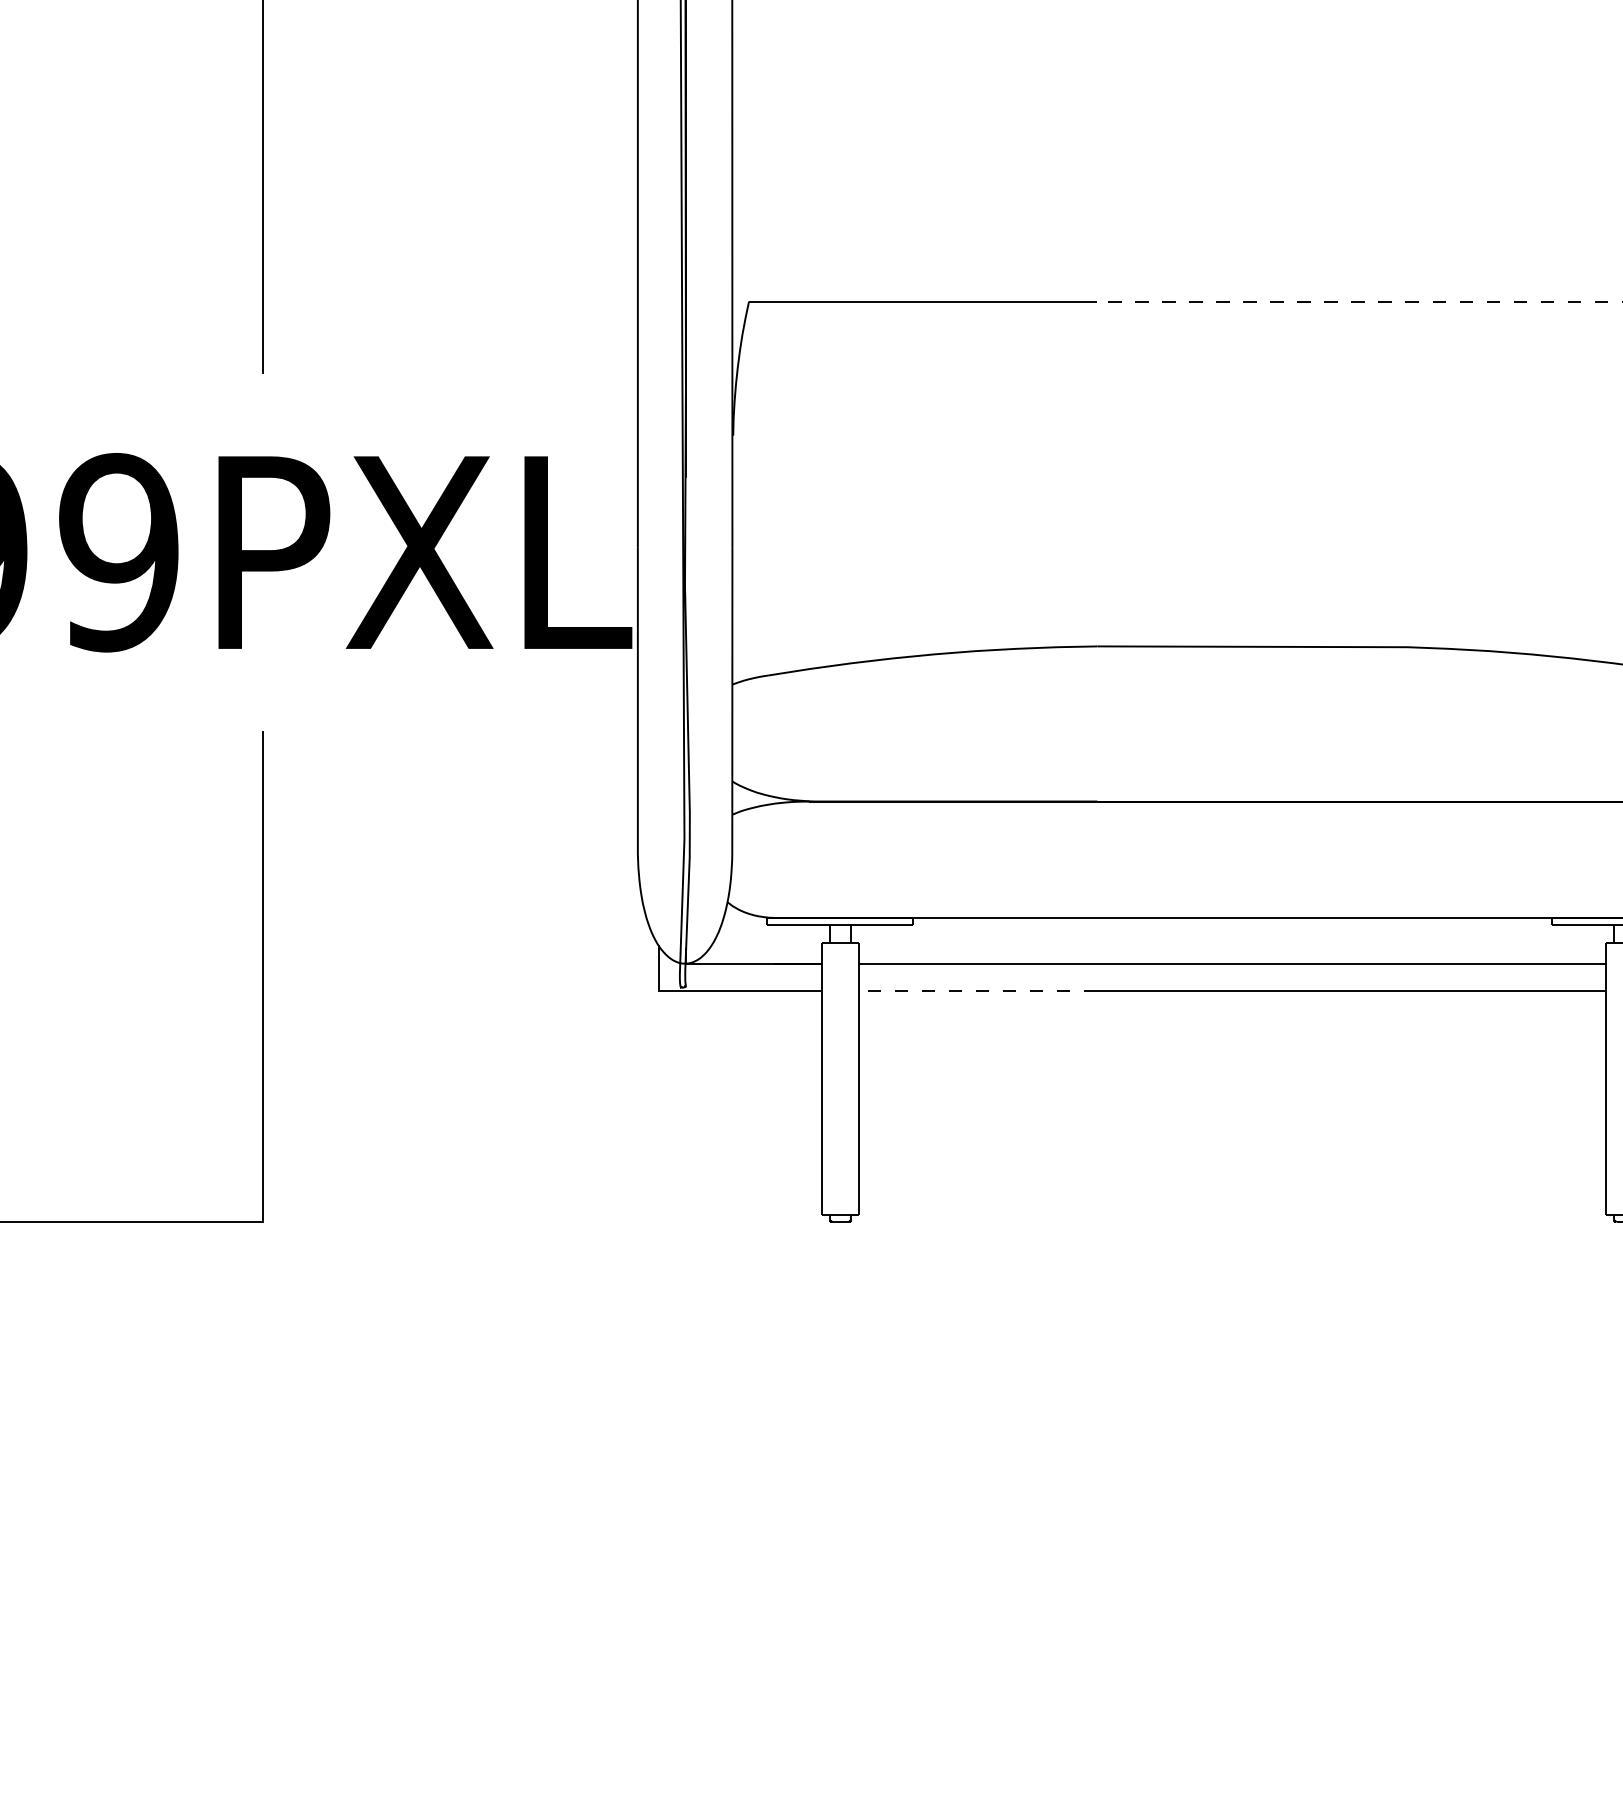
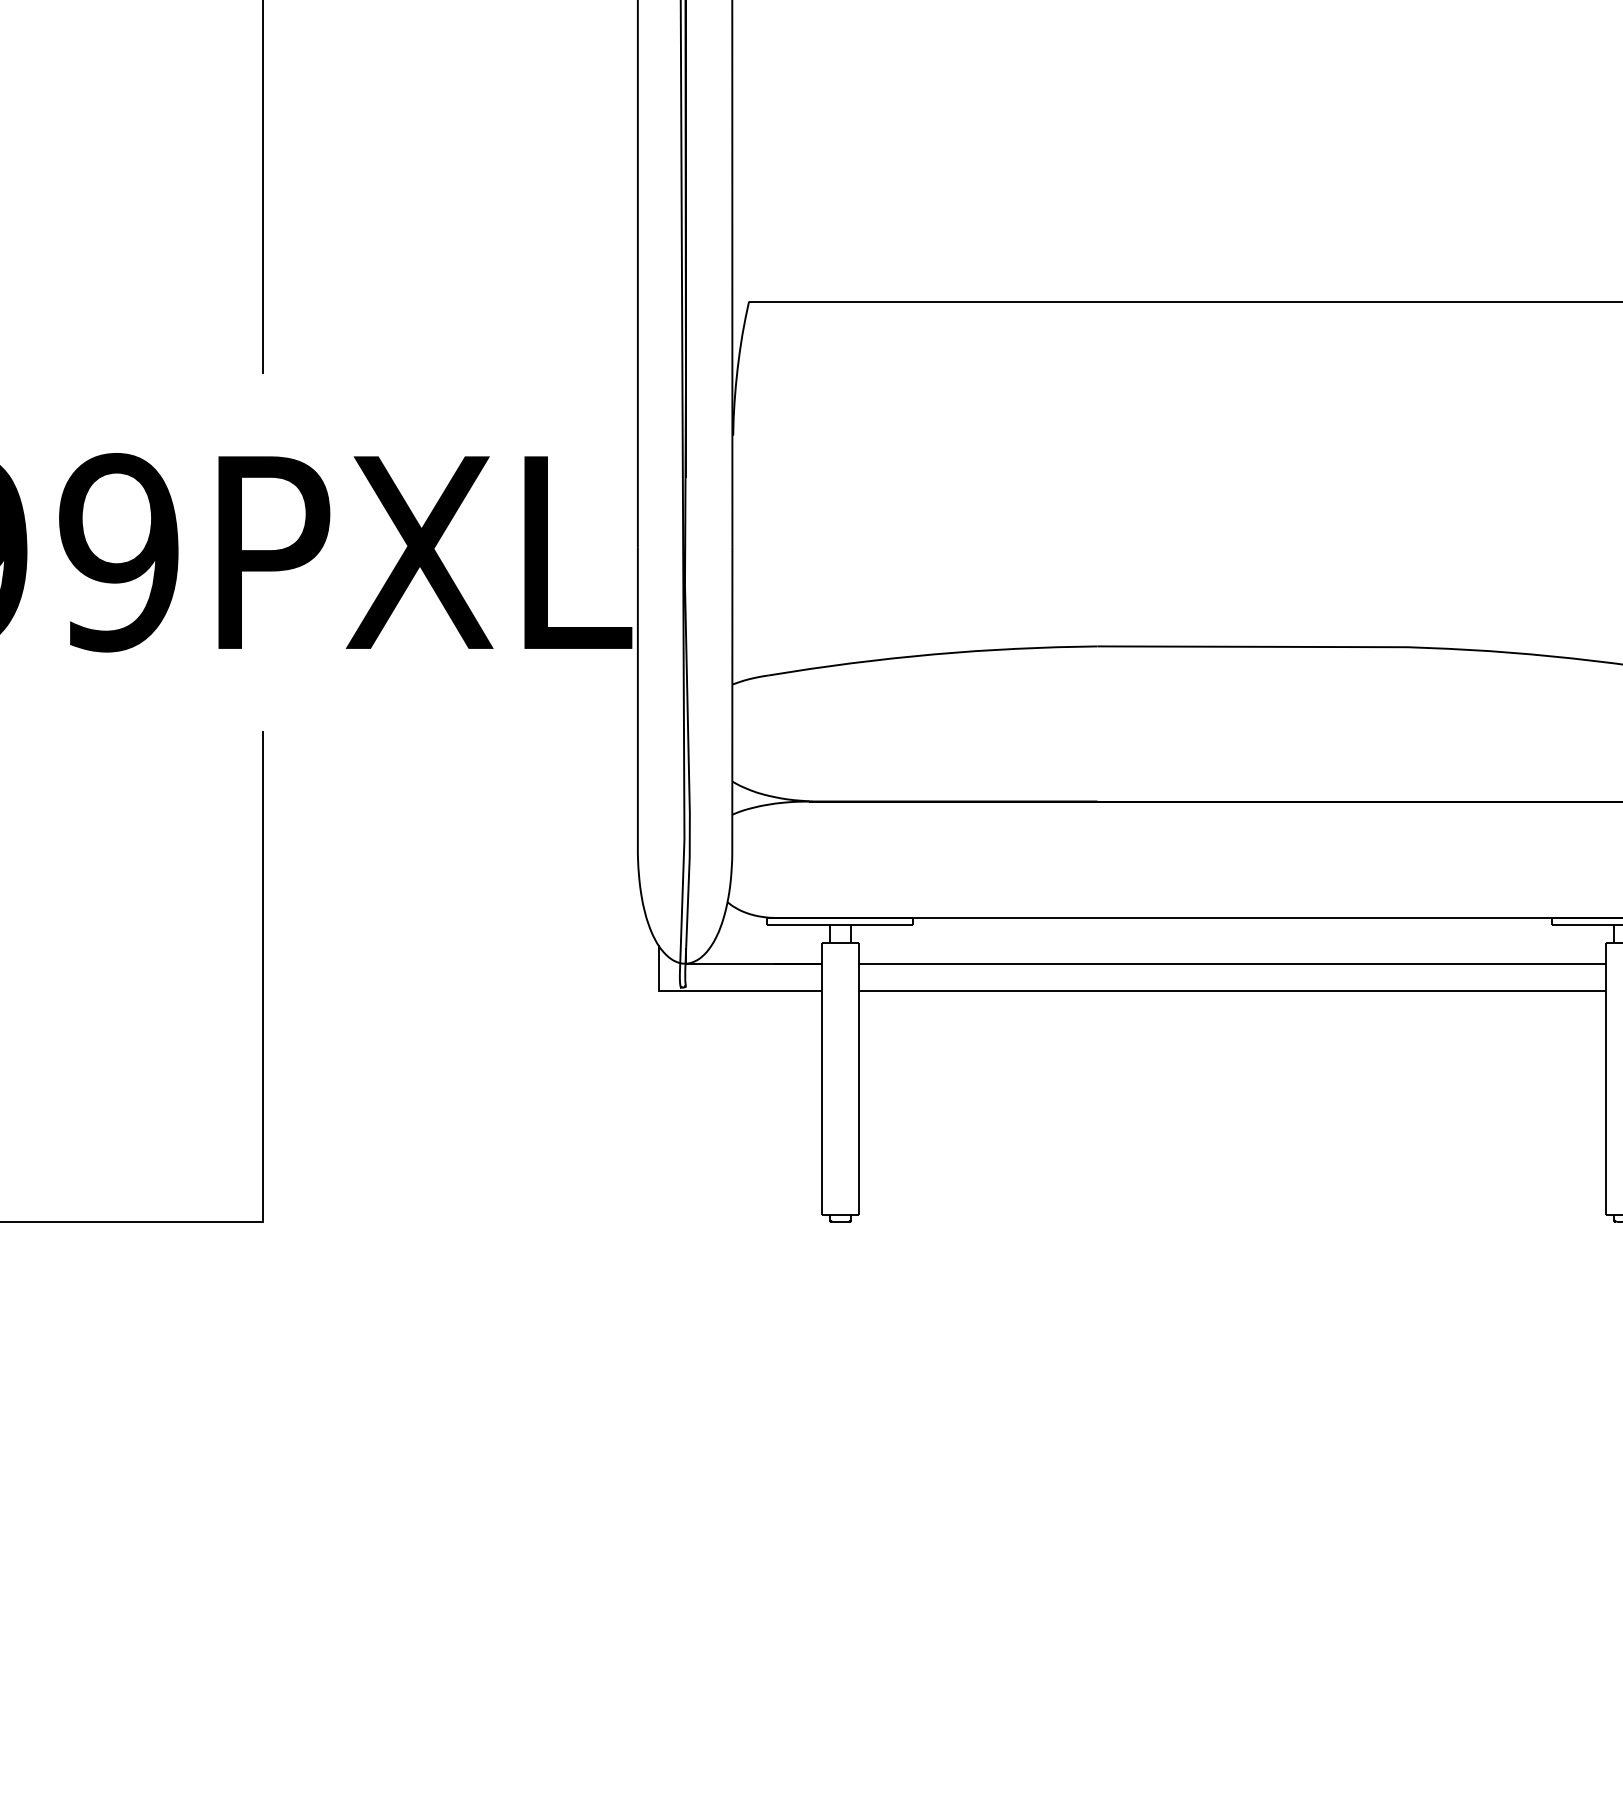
line: dashed -> solid (1359, 301)
line: dashed -> solid (977, 990)
